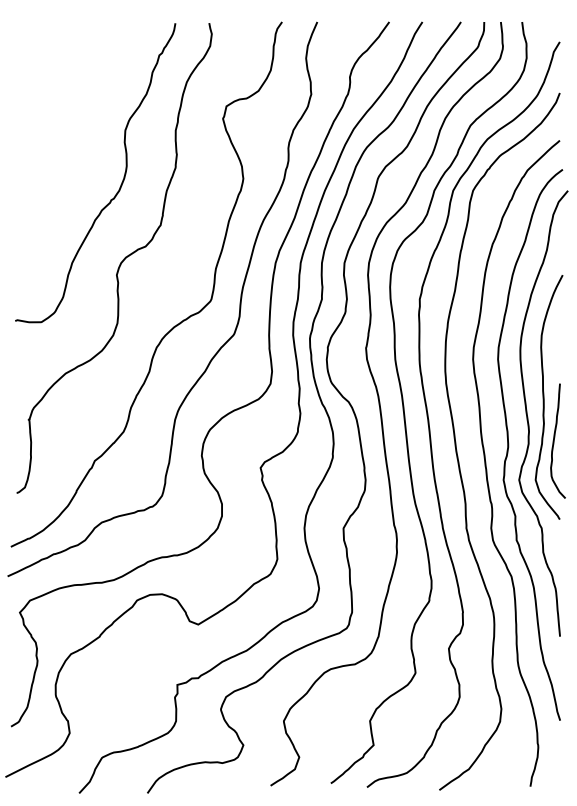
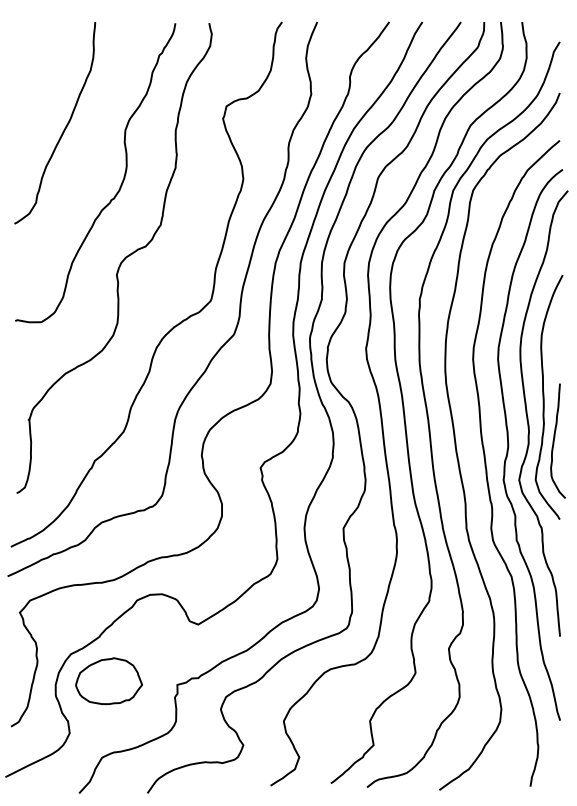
curve: none -> present (63, 129)
part: none -> present (108, 680)
